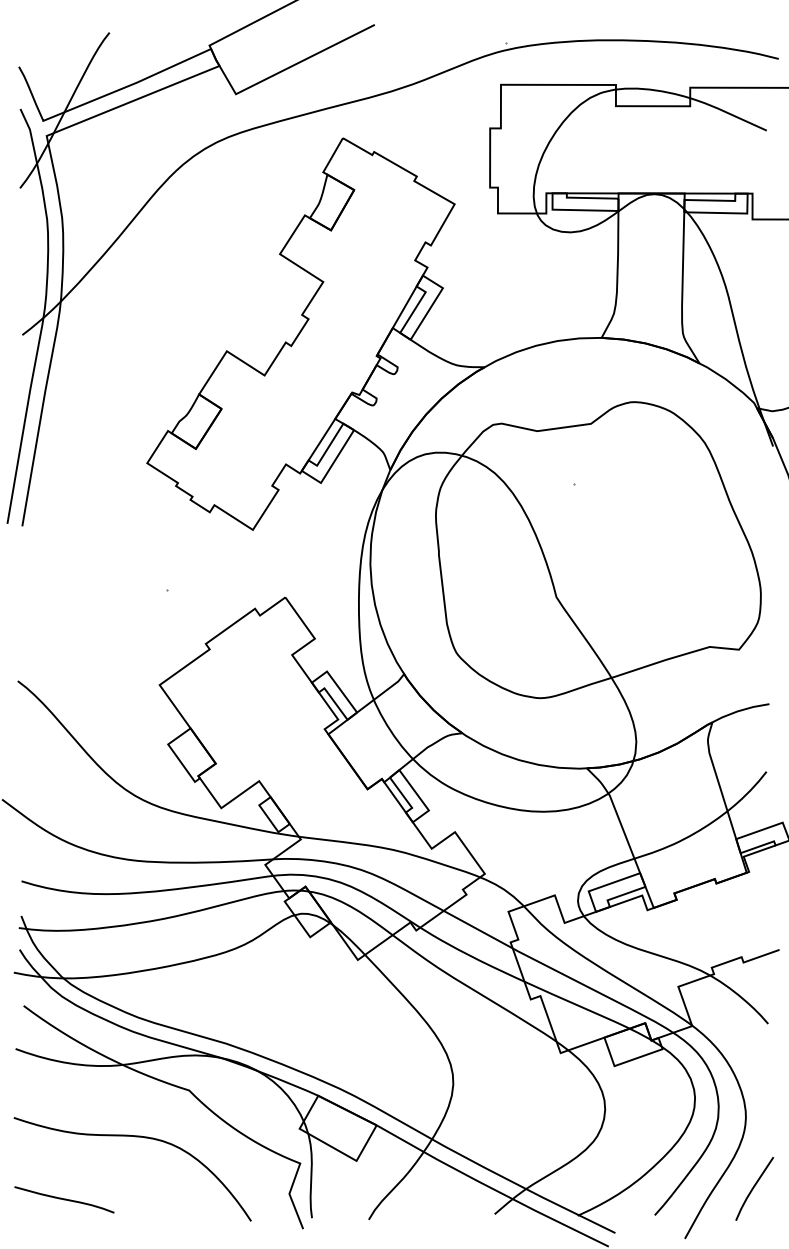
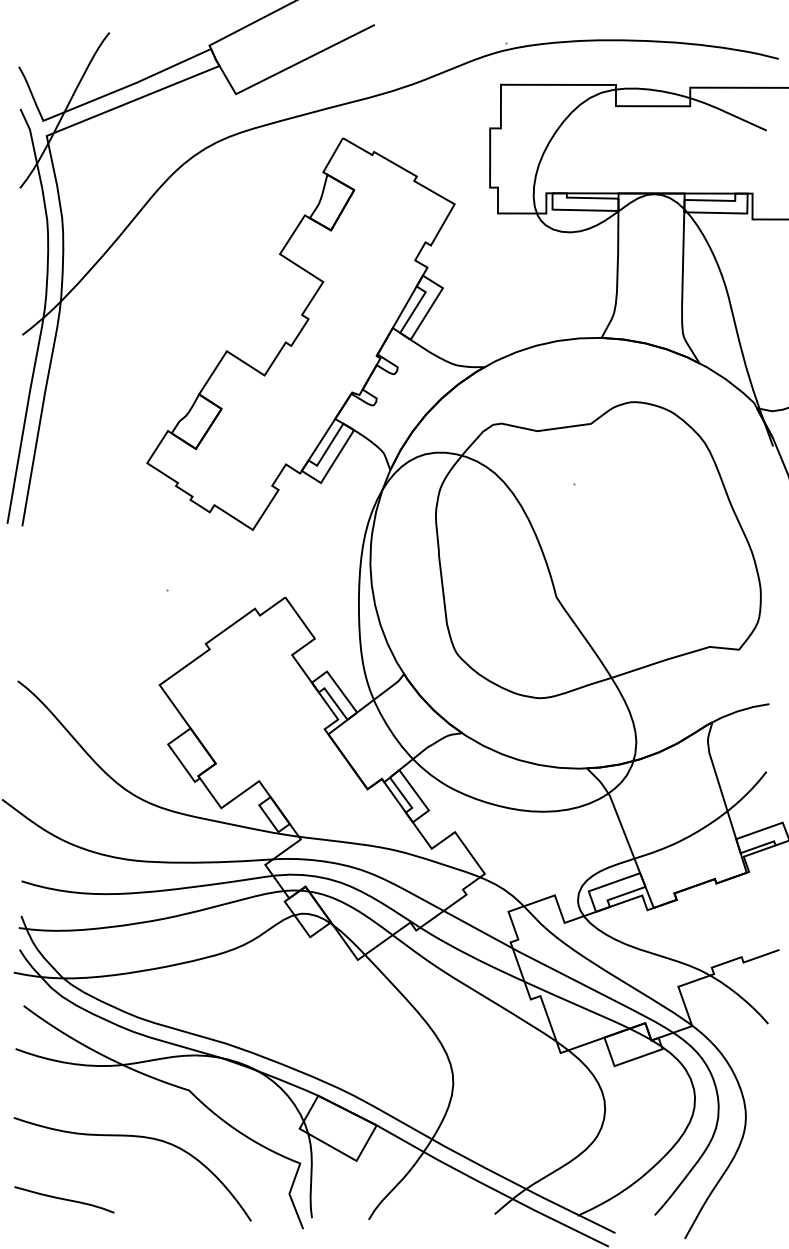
line: present -> none (754, 1187)
